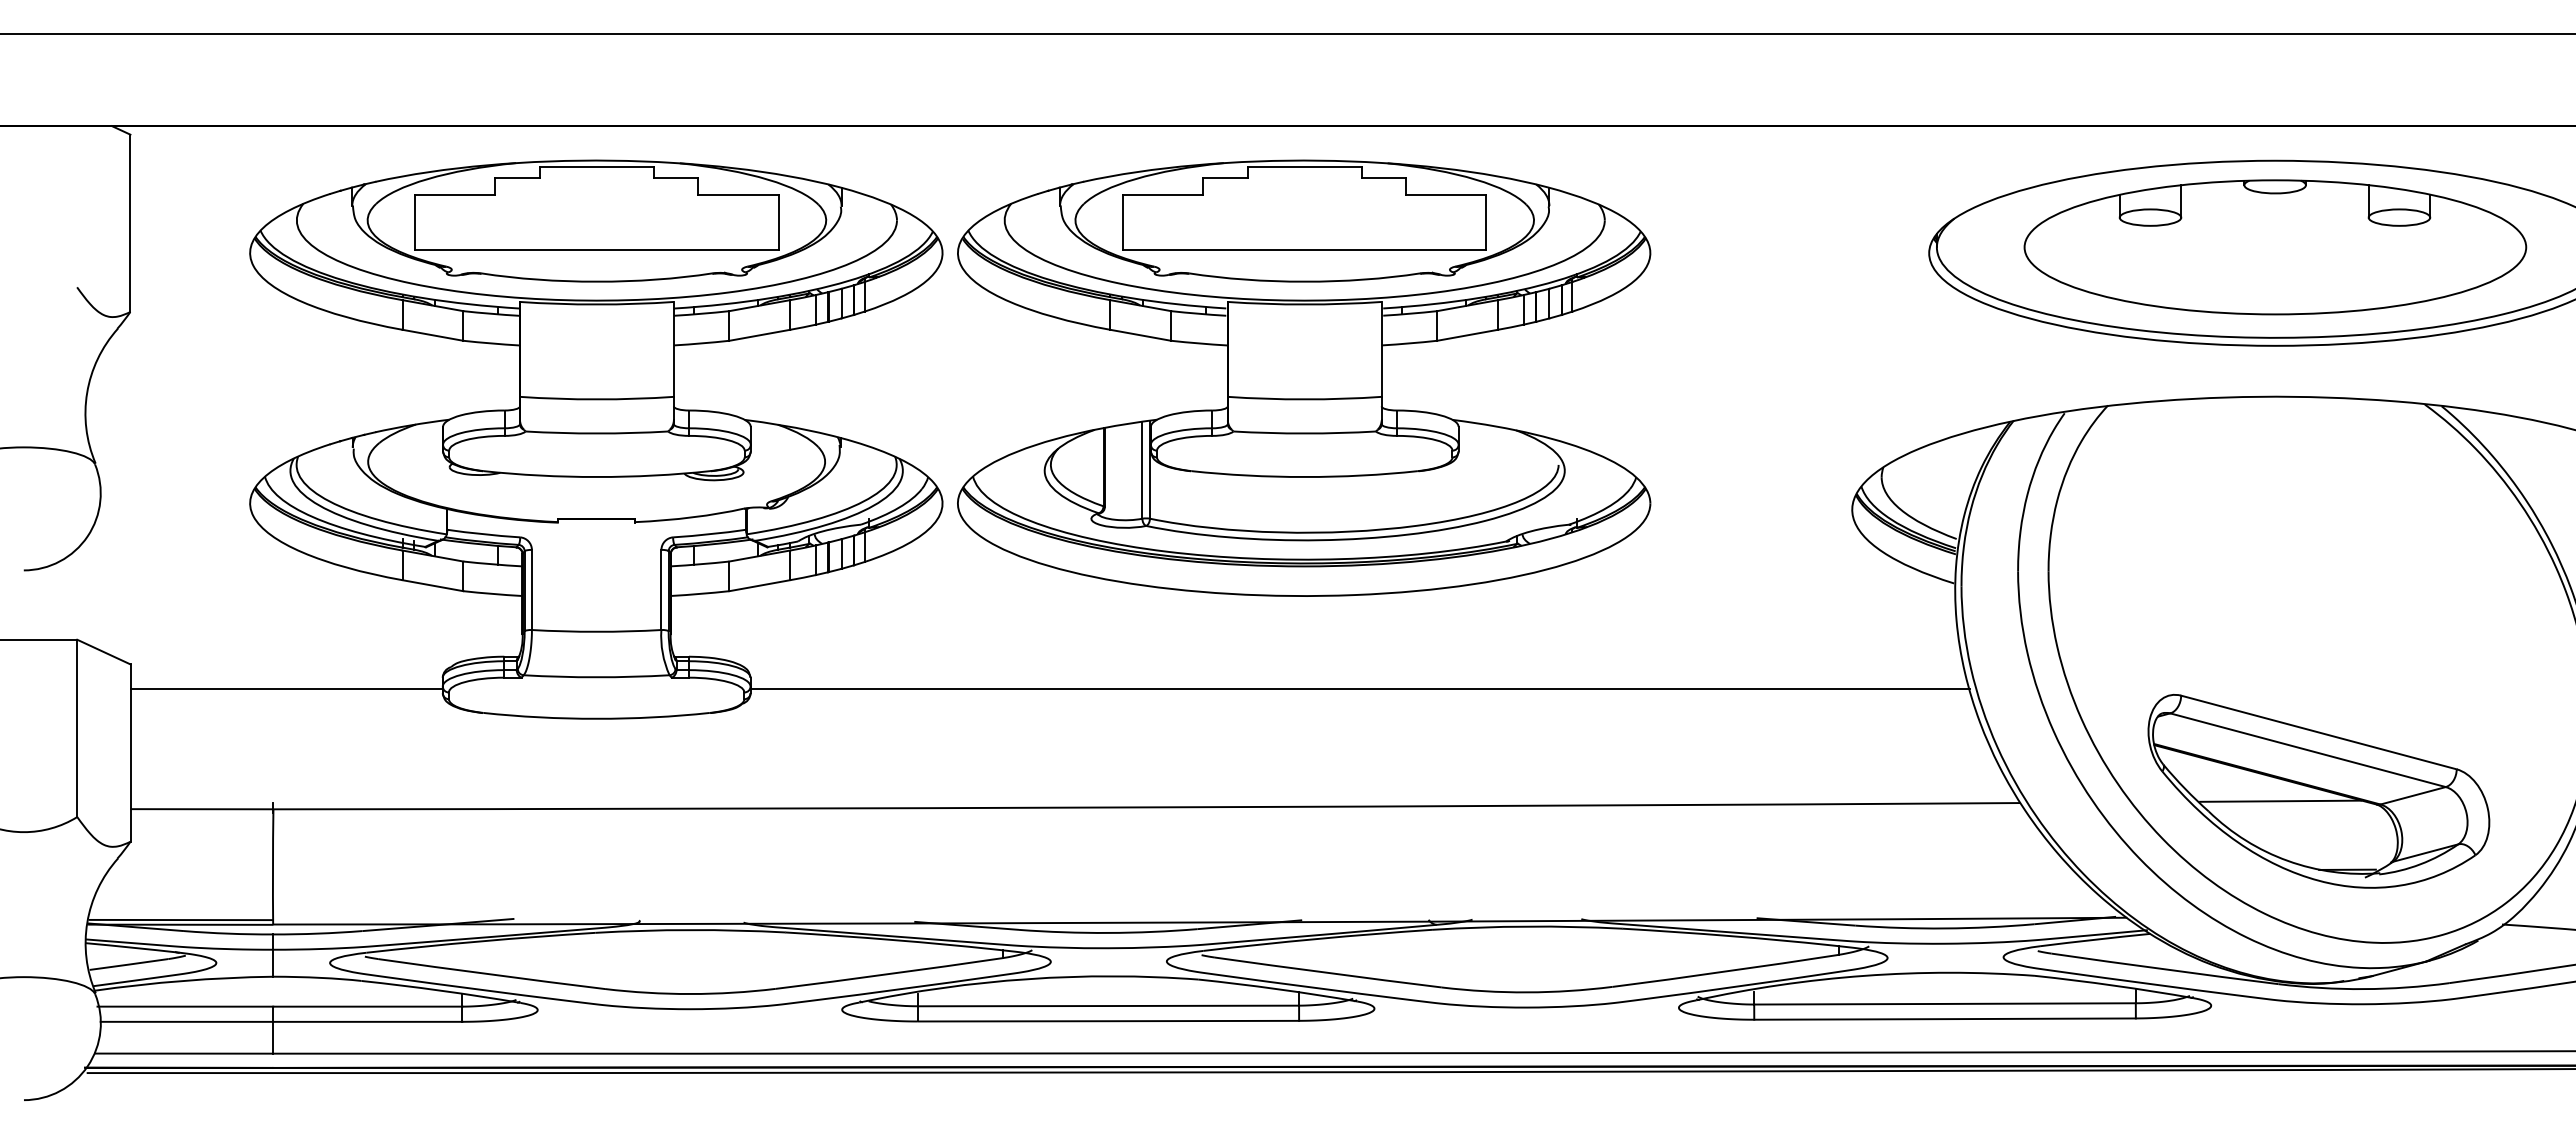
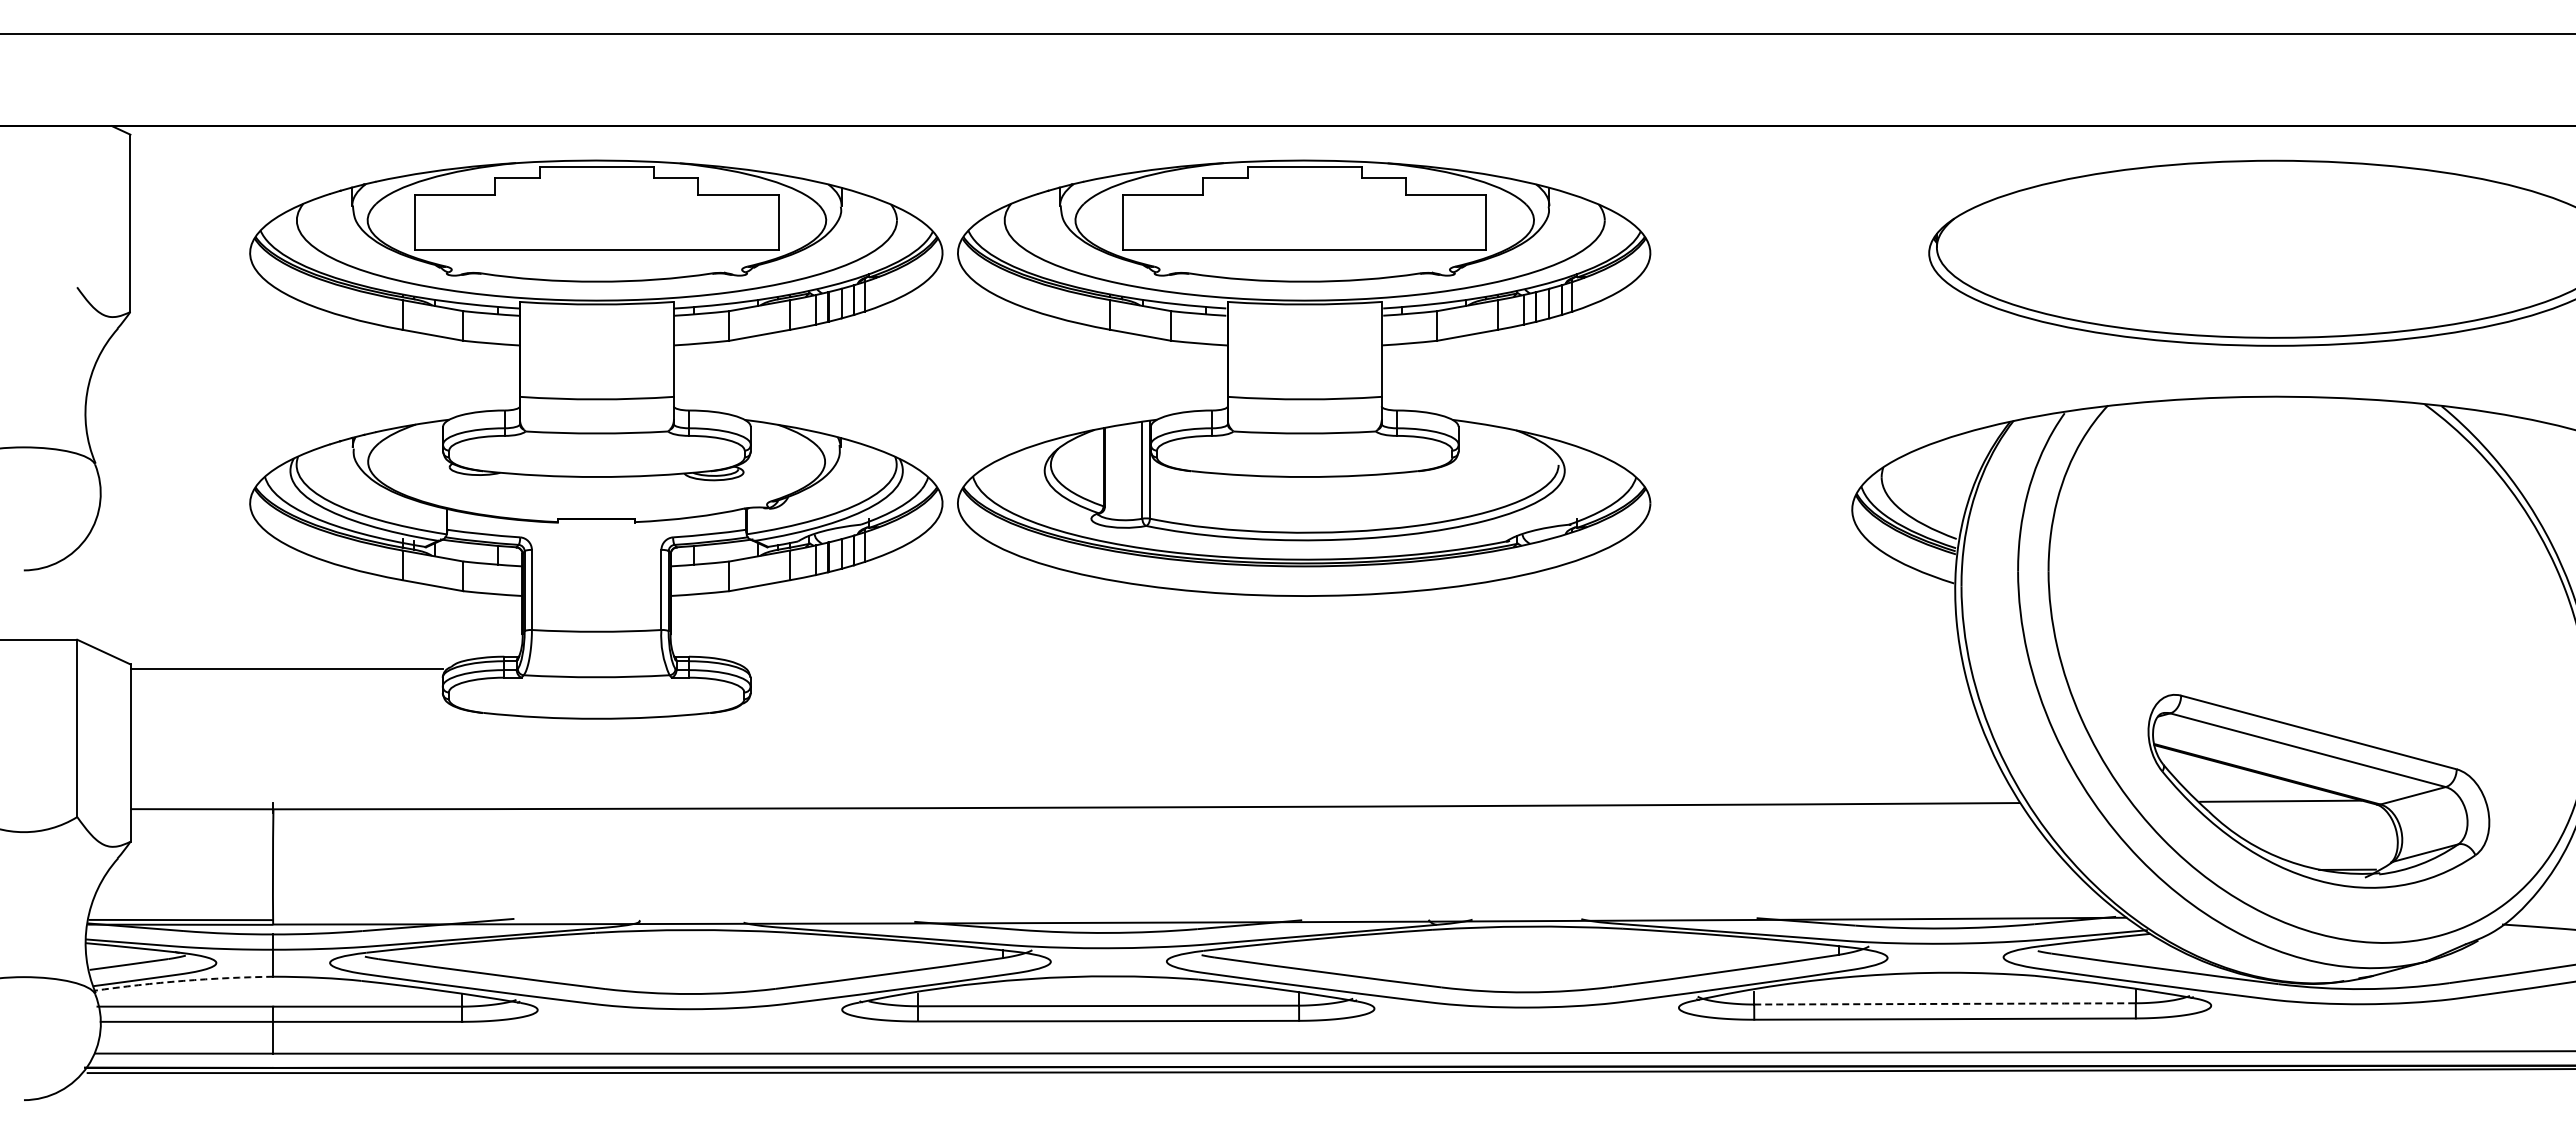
part: present -> none (2275, 247)
line position: (286, 689) -> (286, 669) (286, 669)
line: present -> none (1359, 689)
arc: solid -> dashed (183, 980)
arc: solid -> dashed (1945, 1003)
